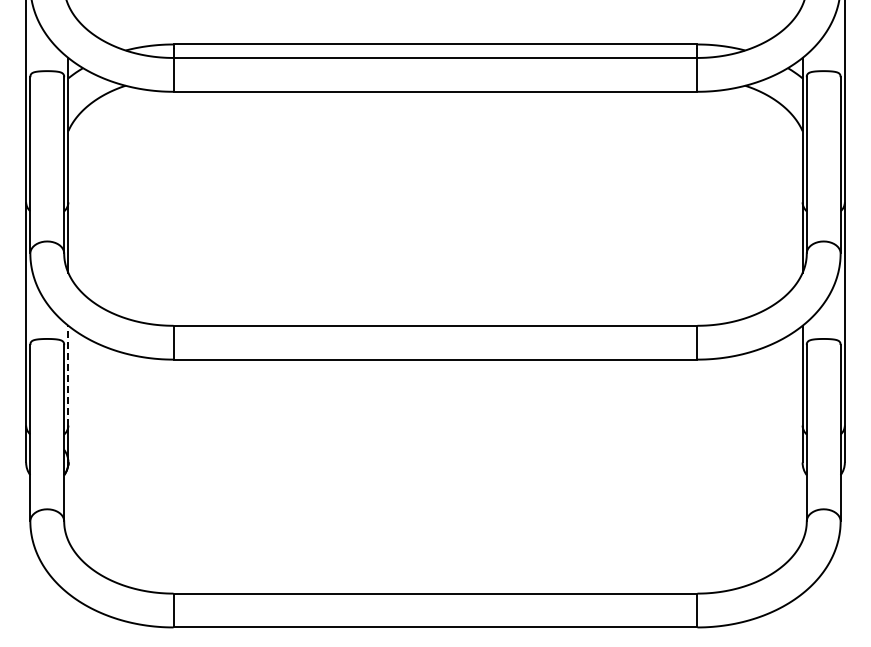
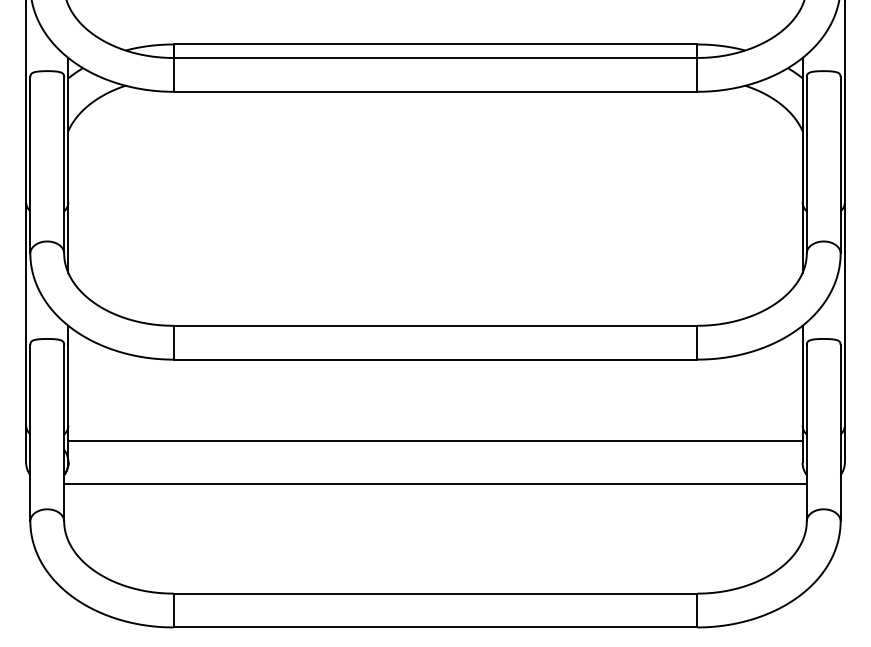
line: dashed -> solid (68, 375)
line: none -> present (435, 441)
line: none -> present (435, 483)
